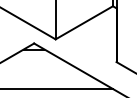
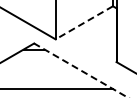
line: solid -> dashed (83, 23)
line: solid -> dashed (80, 70)
